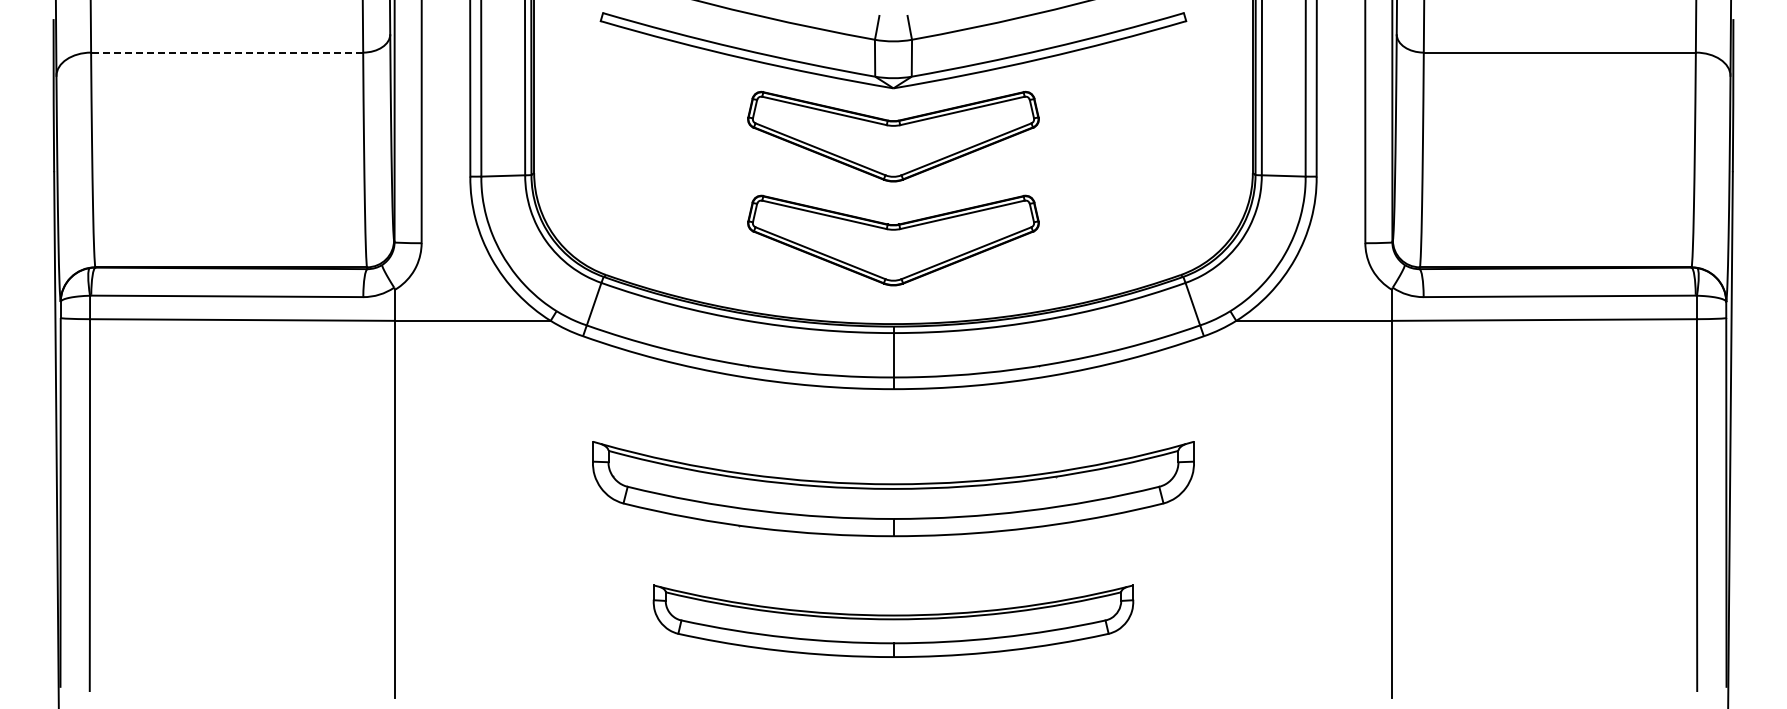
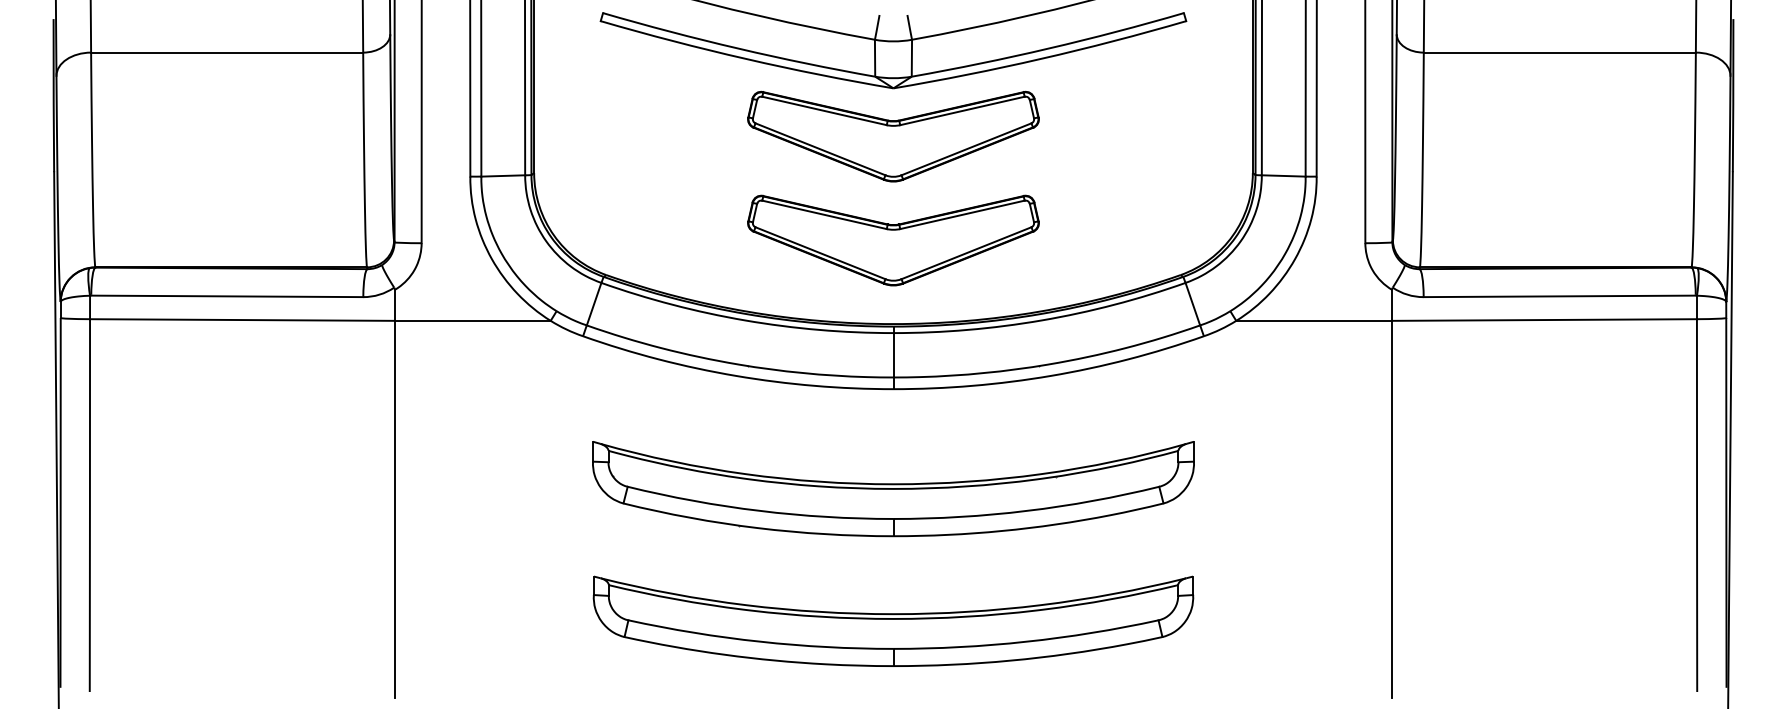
line: dashed -> solid (226, 52)
part size: 483x74 px -> 603x92 px (893, 620)
